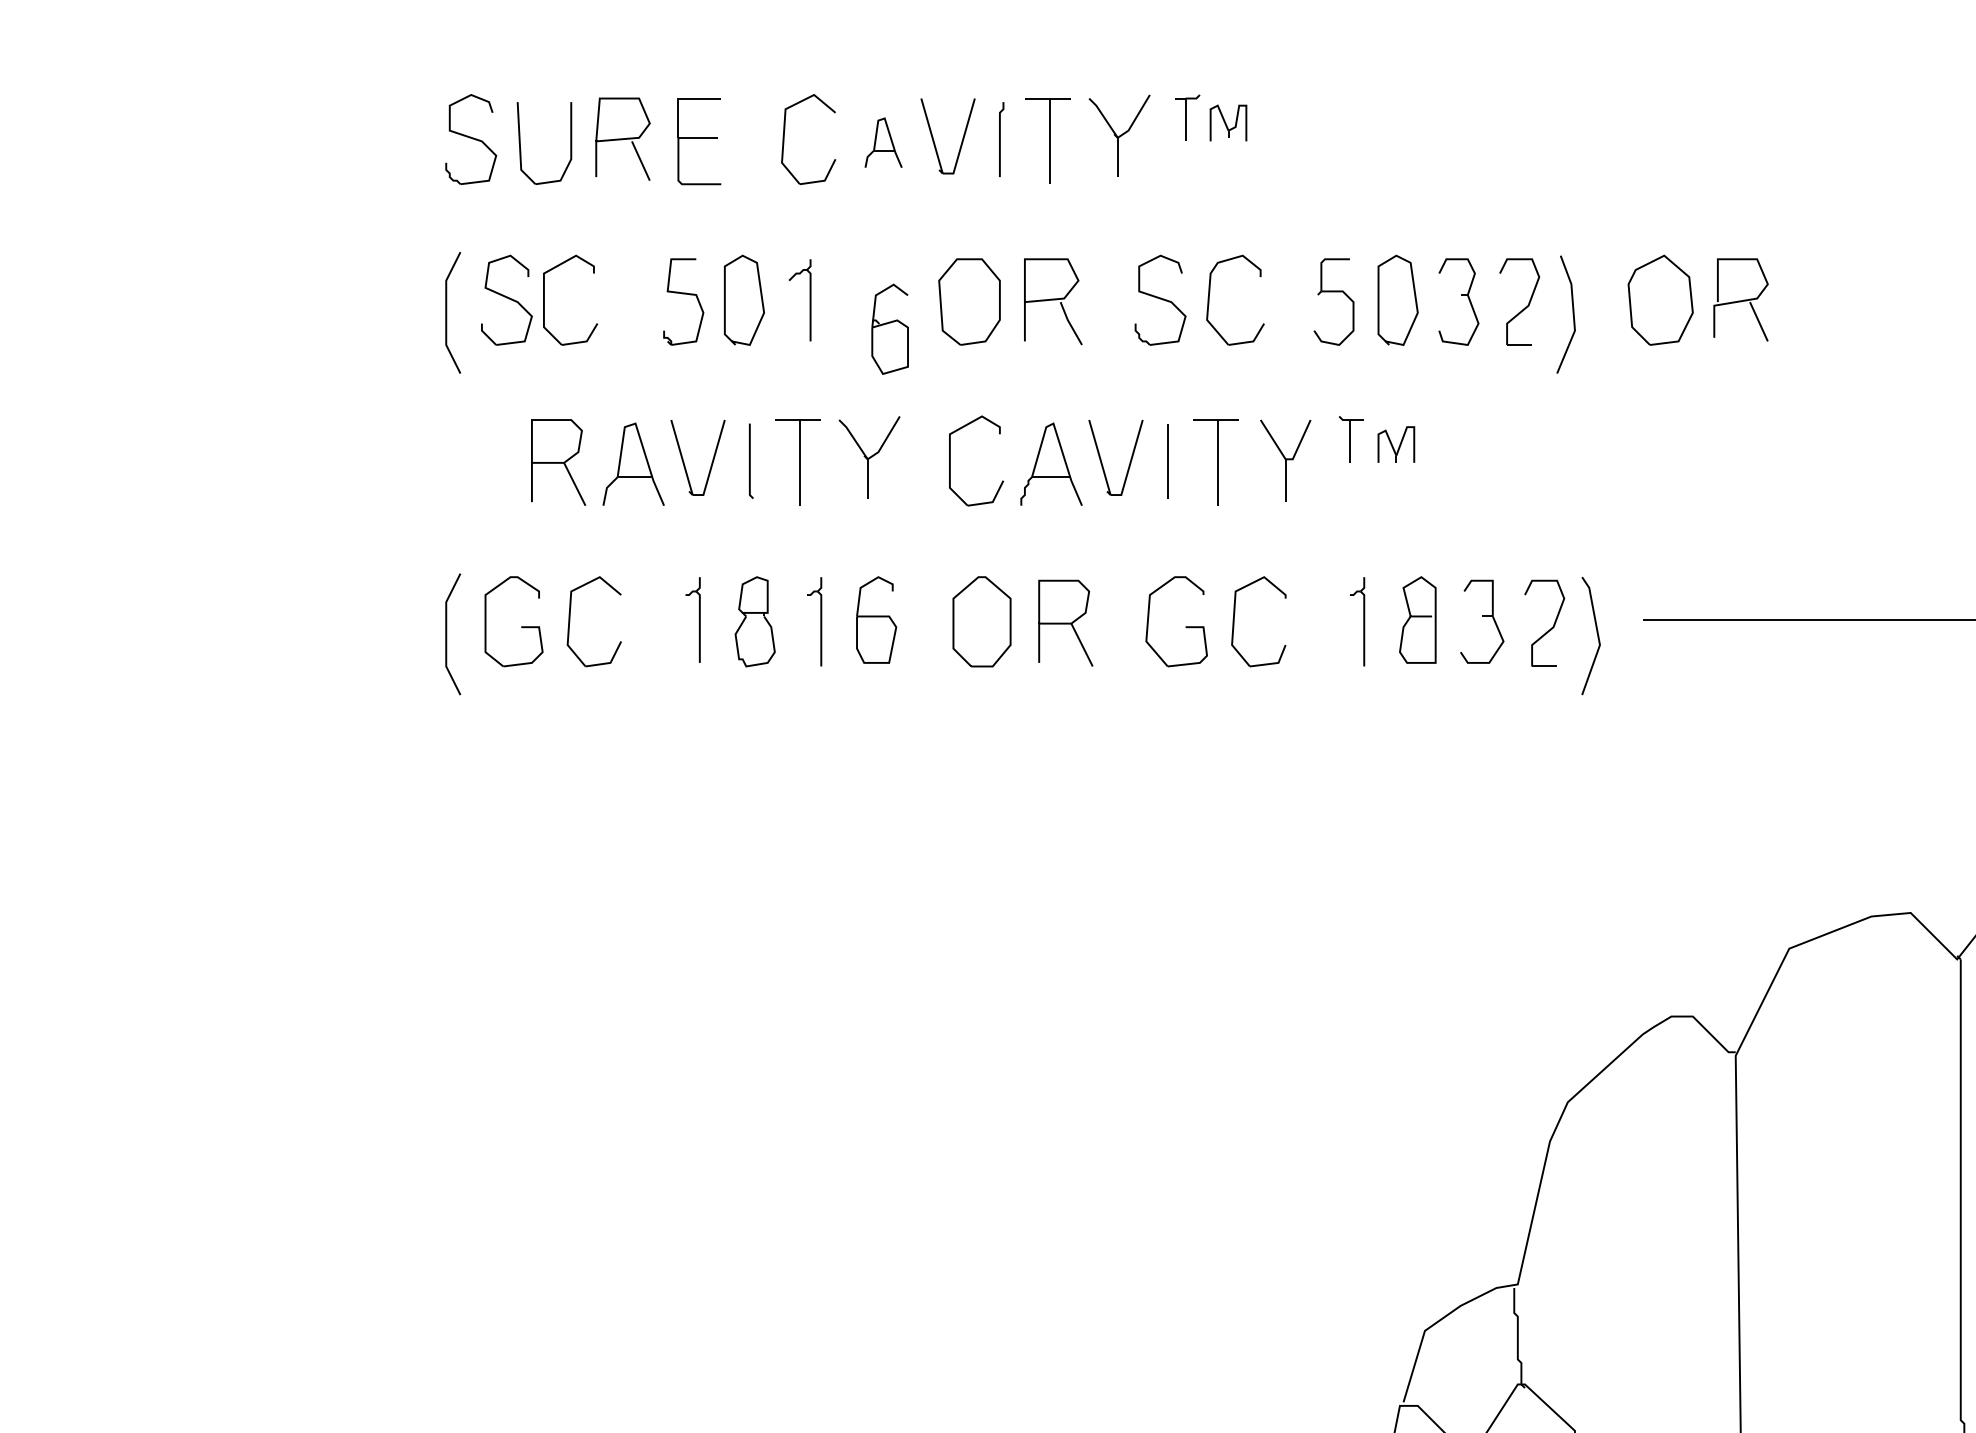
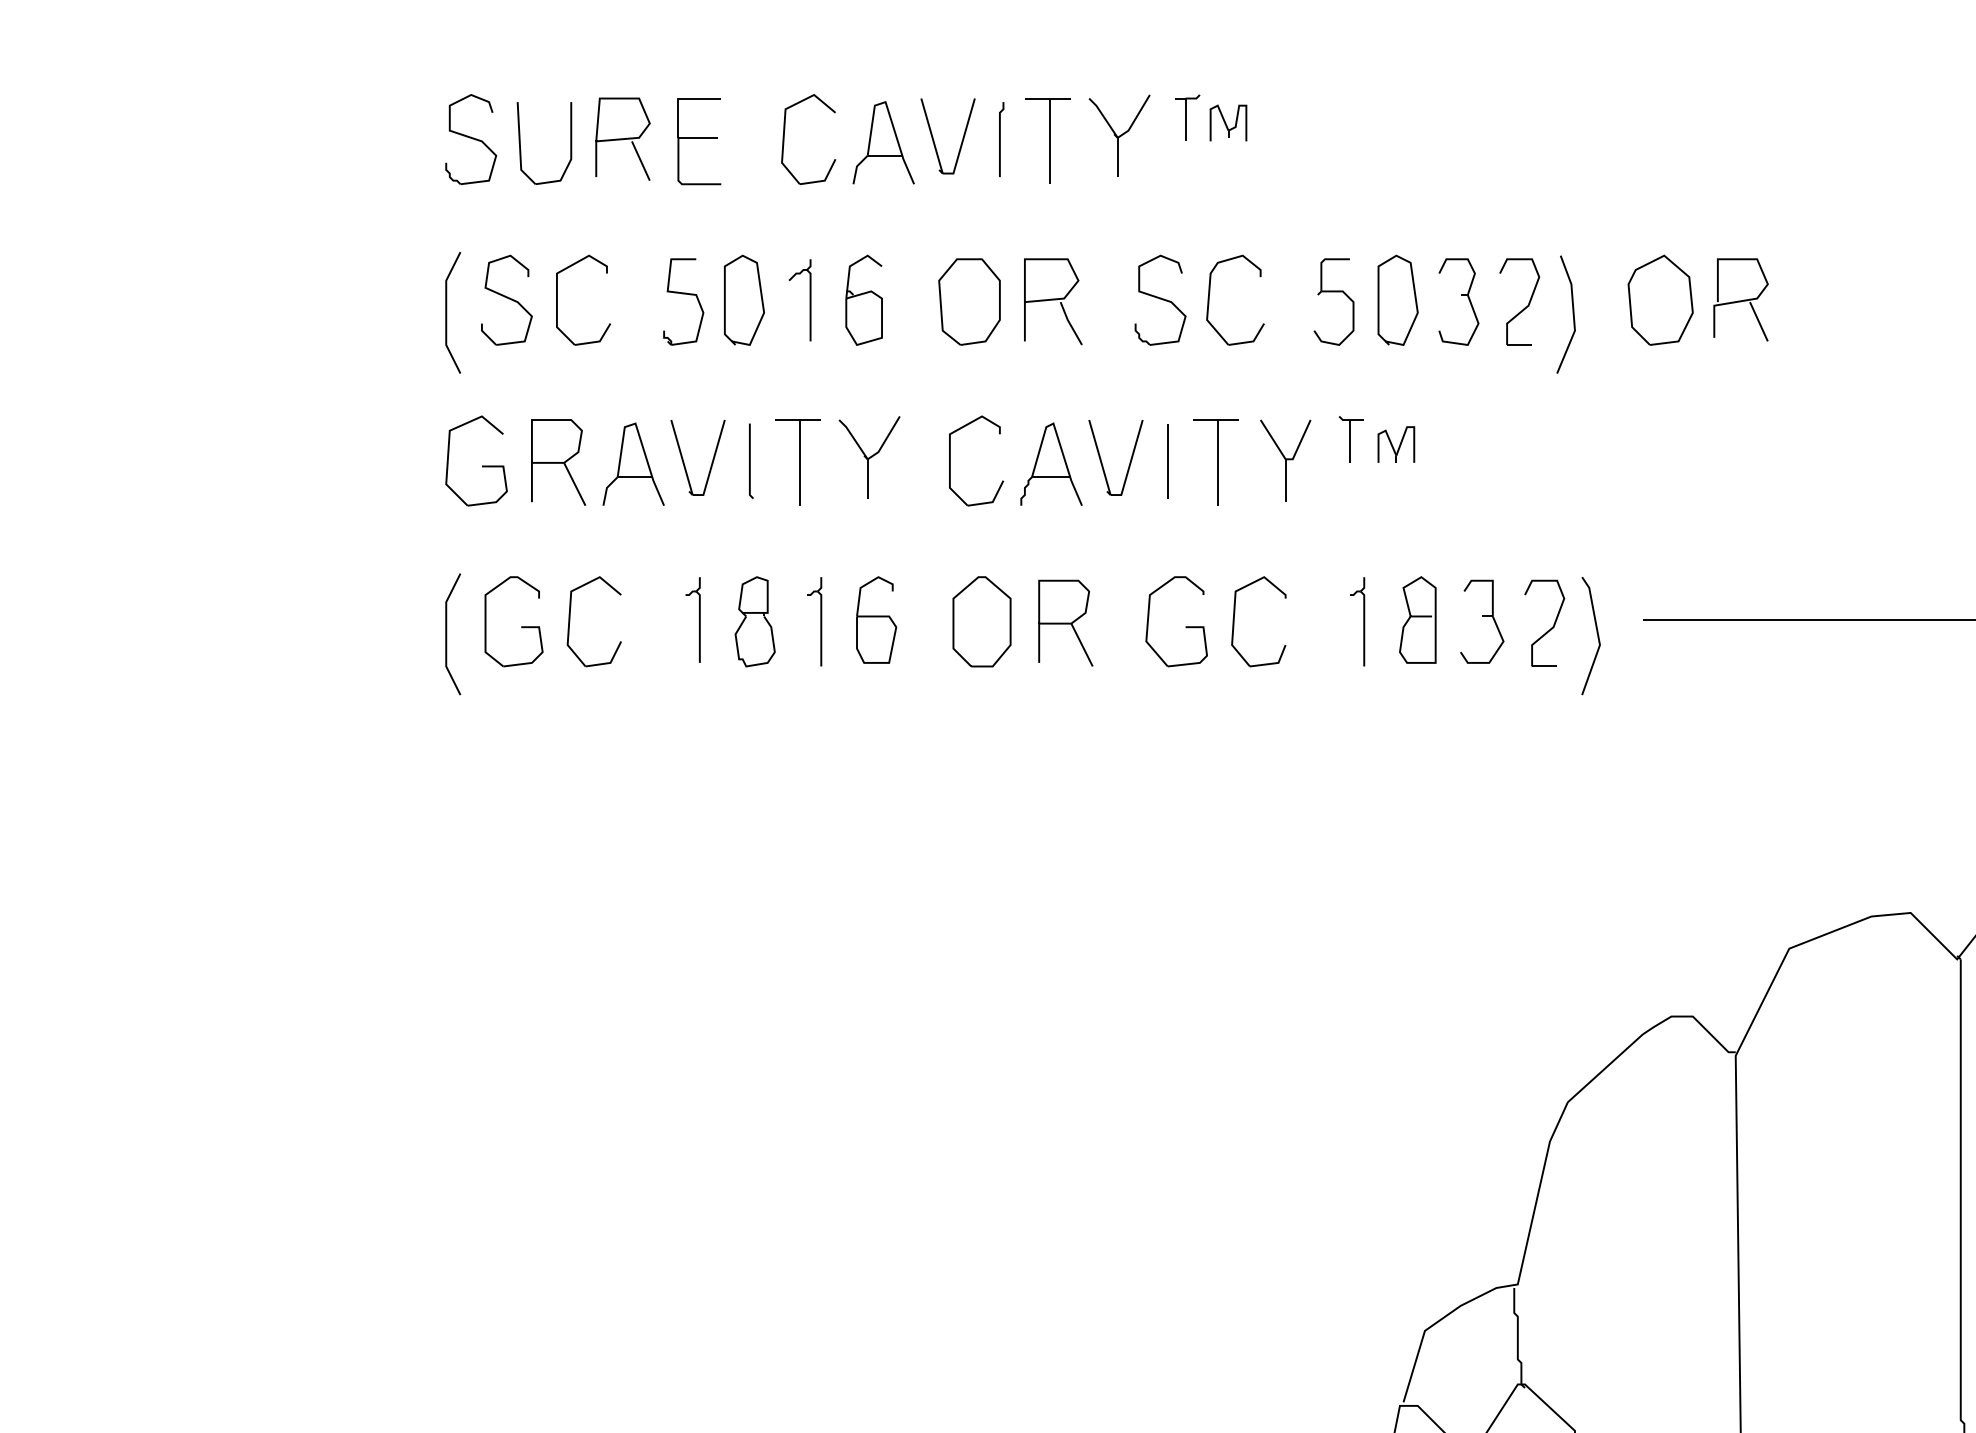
part size: 39x51 px -> 63x84 px (883, 142)
part position: (544, 299) -> (557, 299) (557, 299)
part position: (889, 328) -> (863, 299) (863, 299)
part: none -> present (482, 465)
